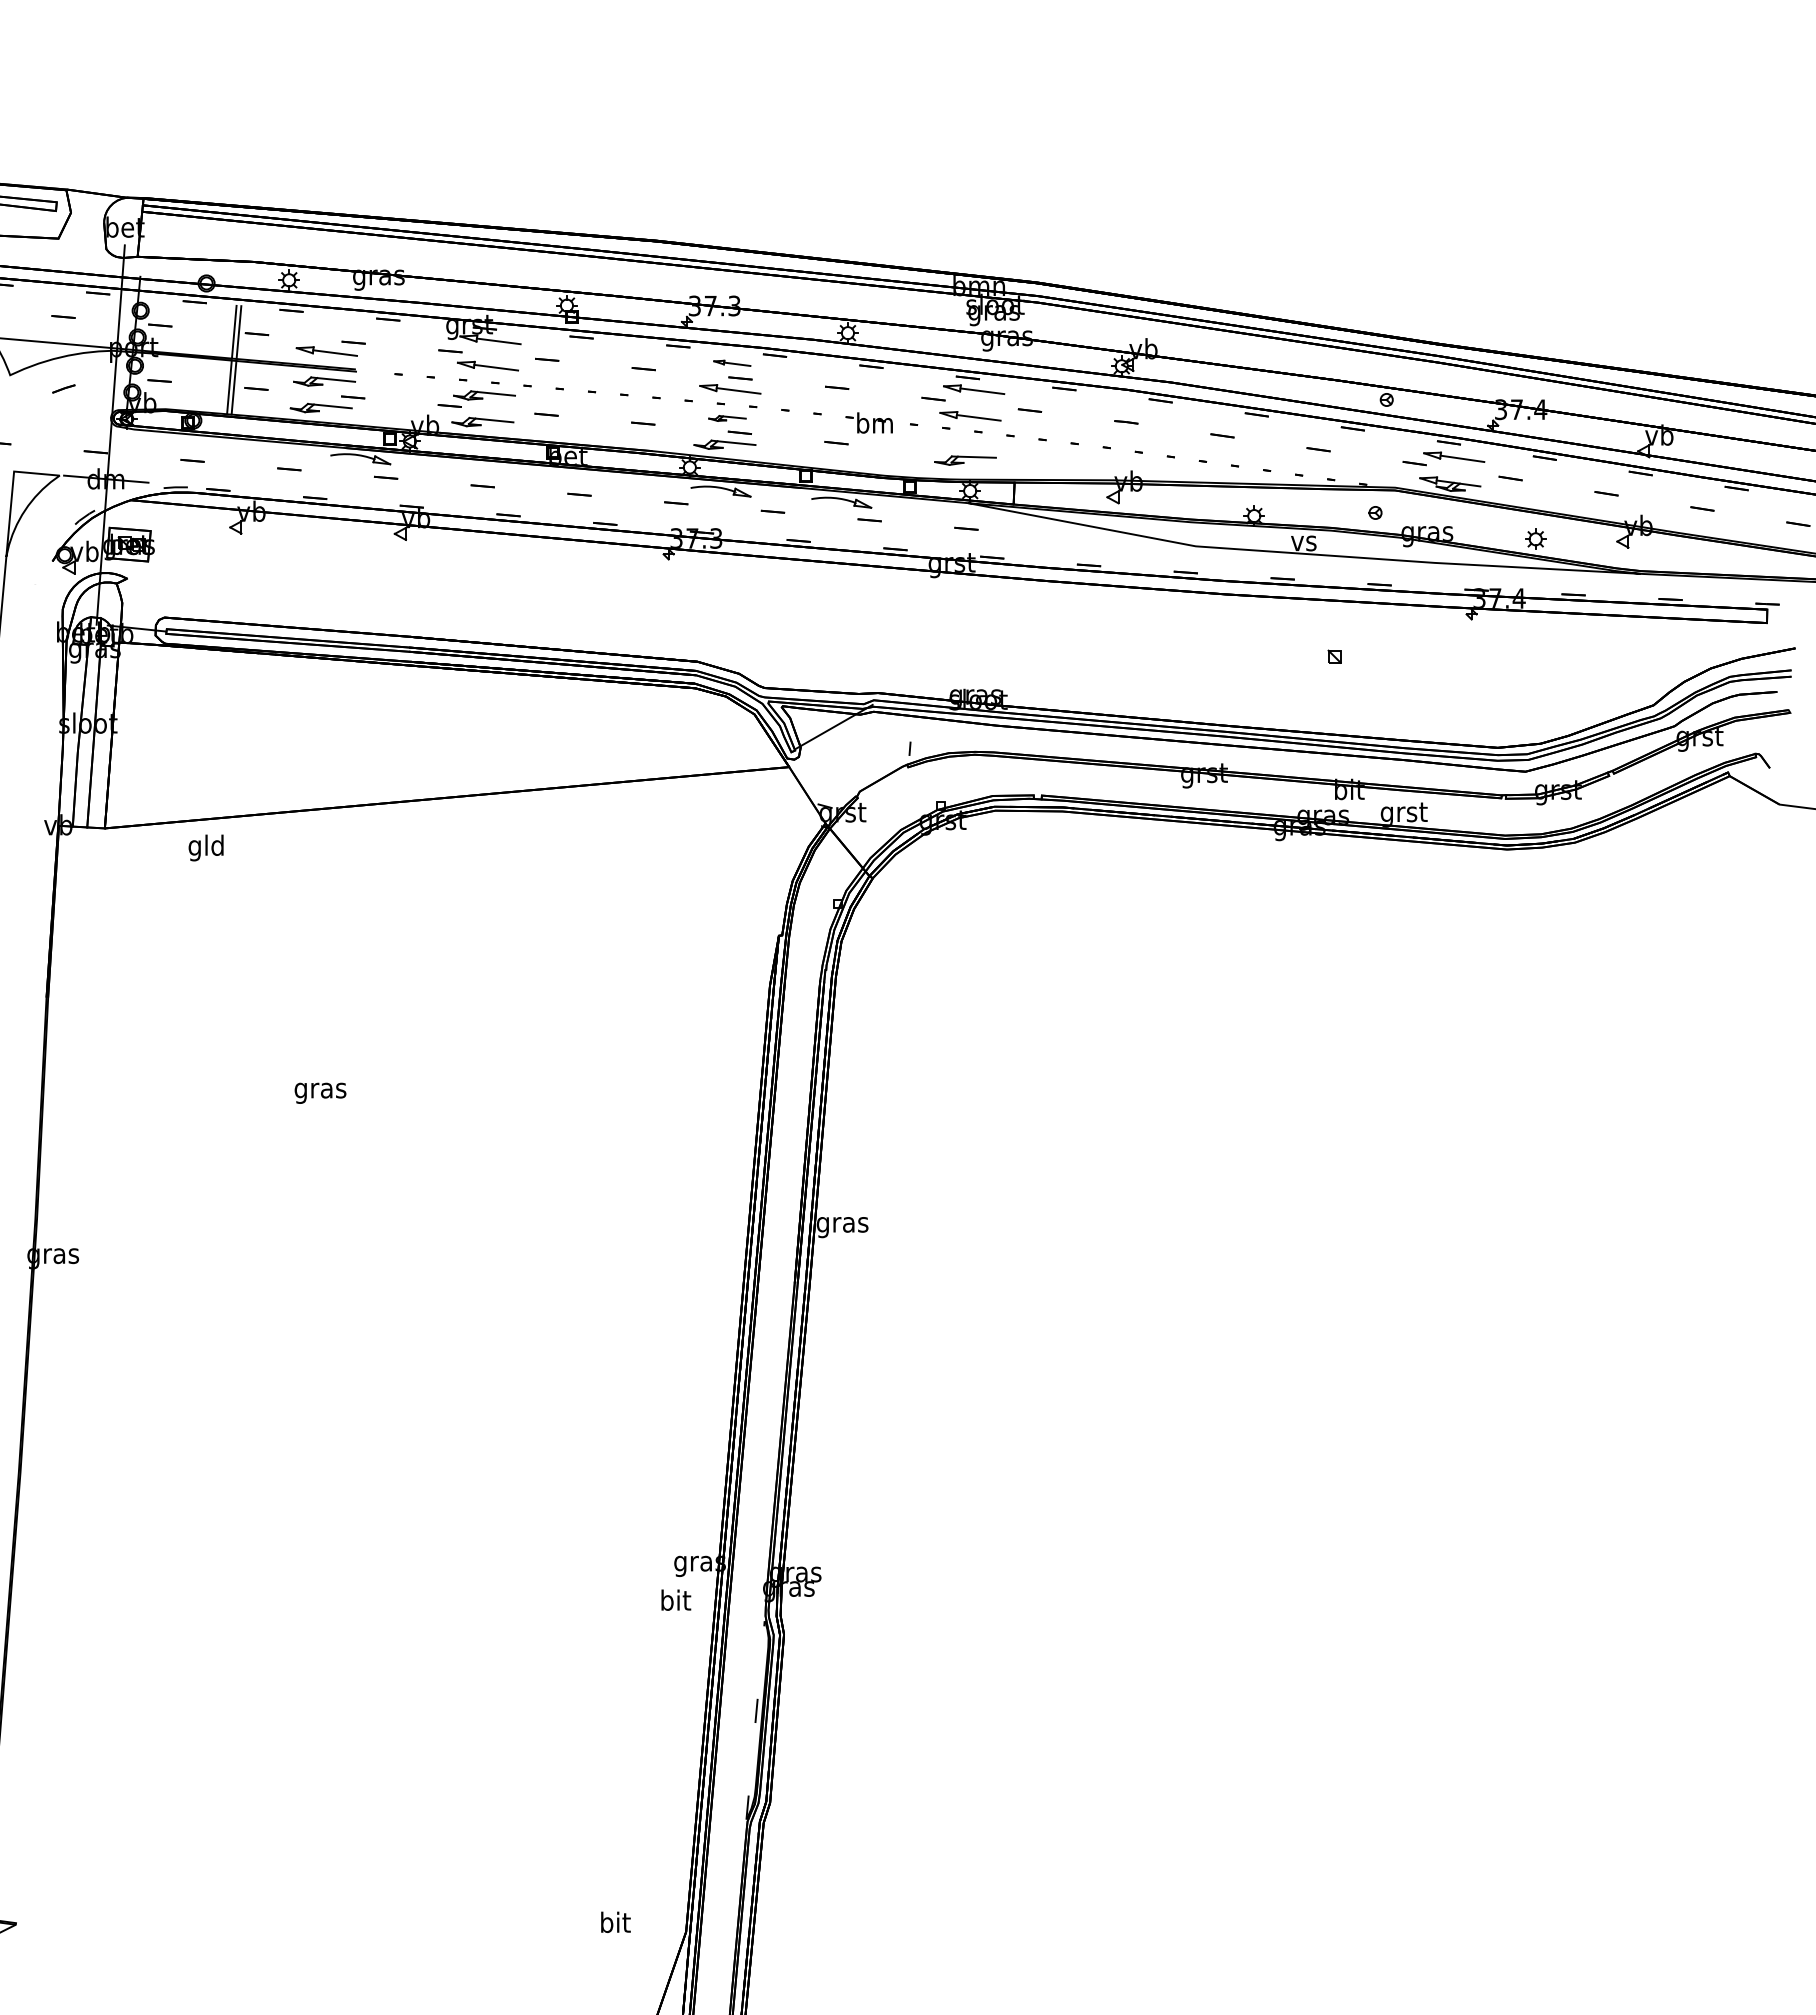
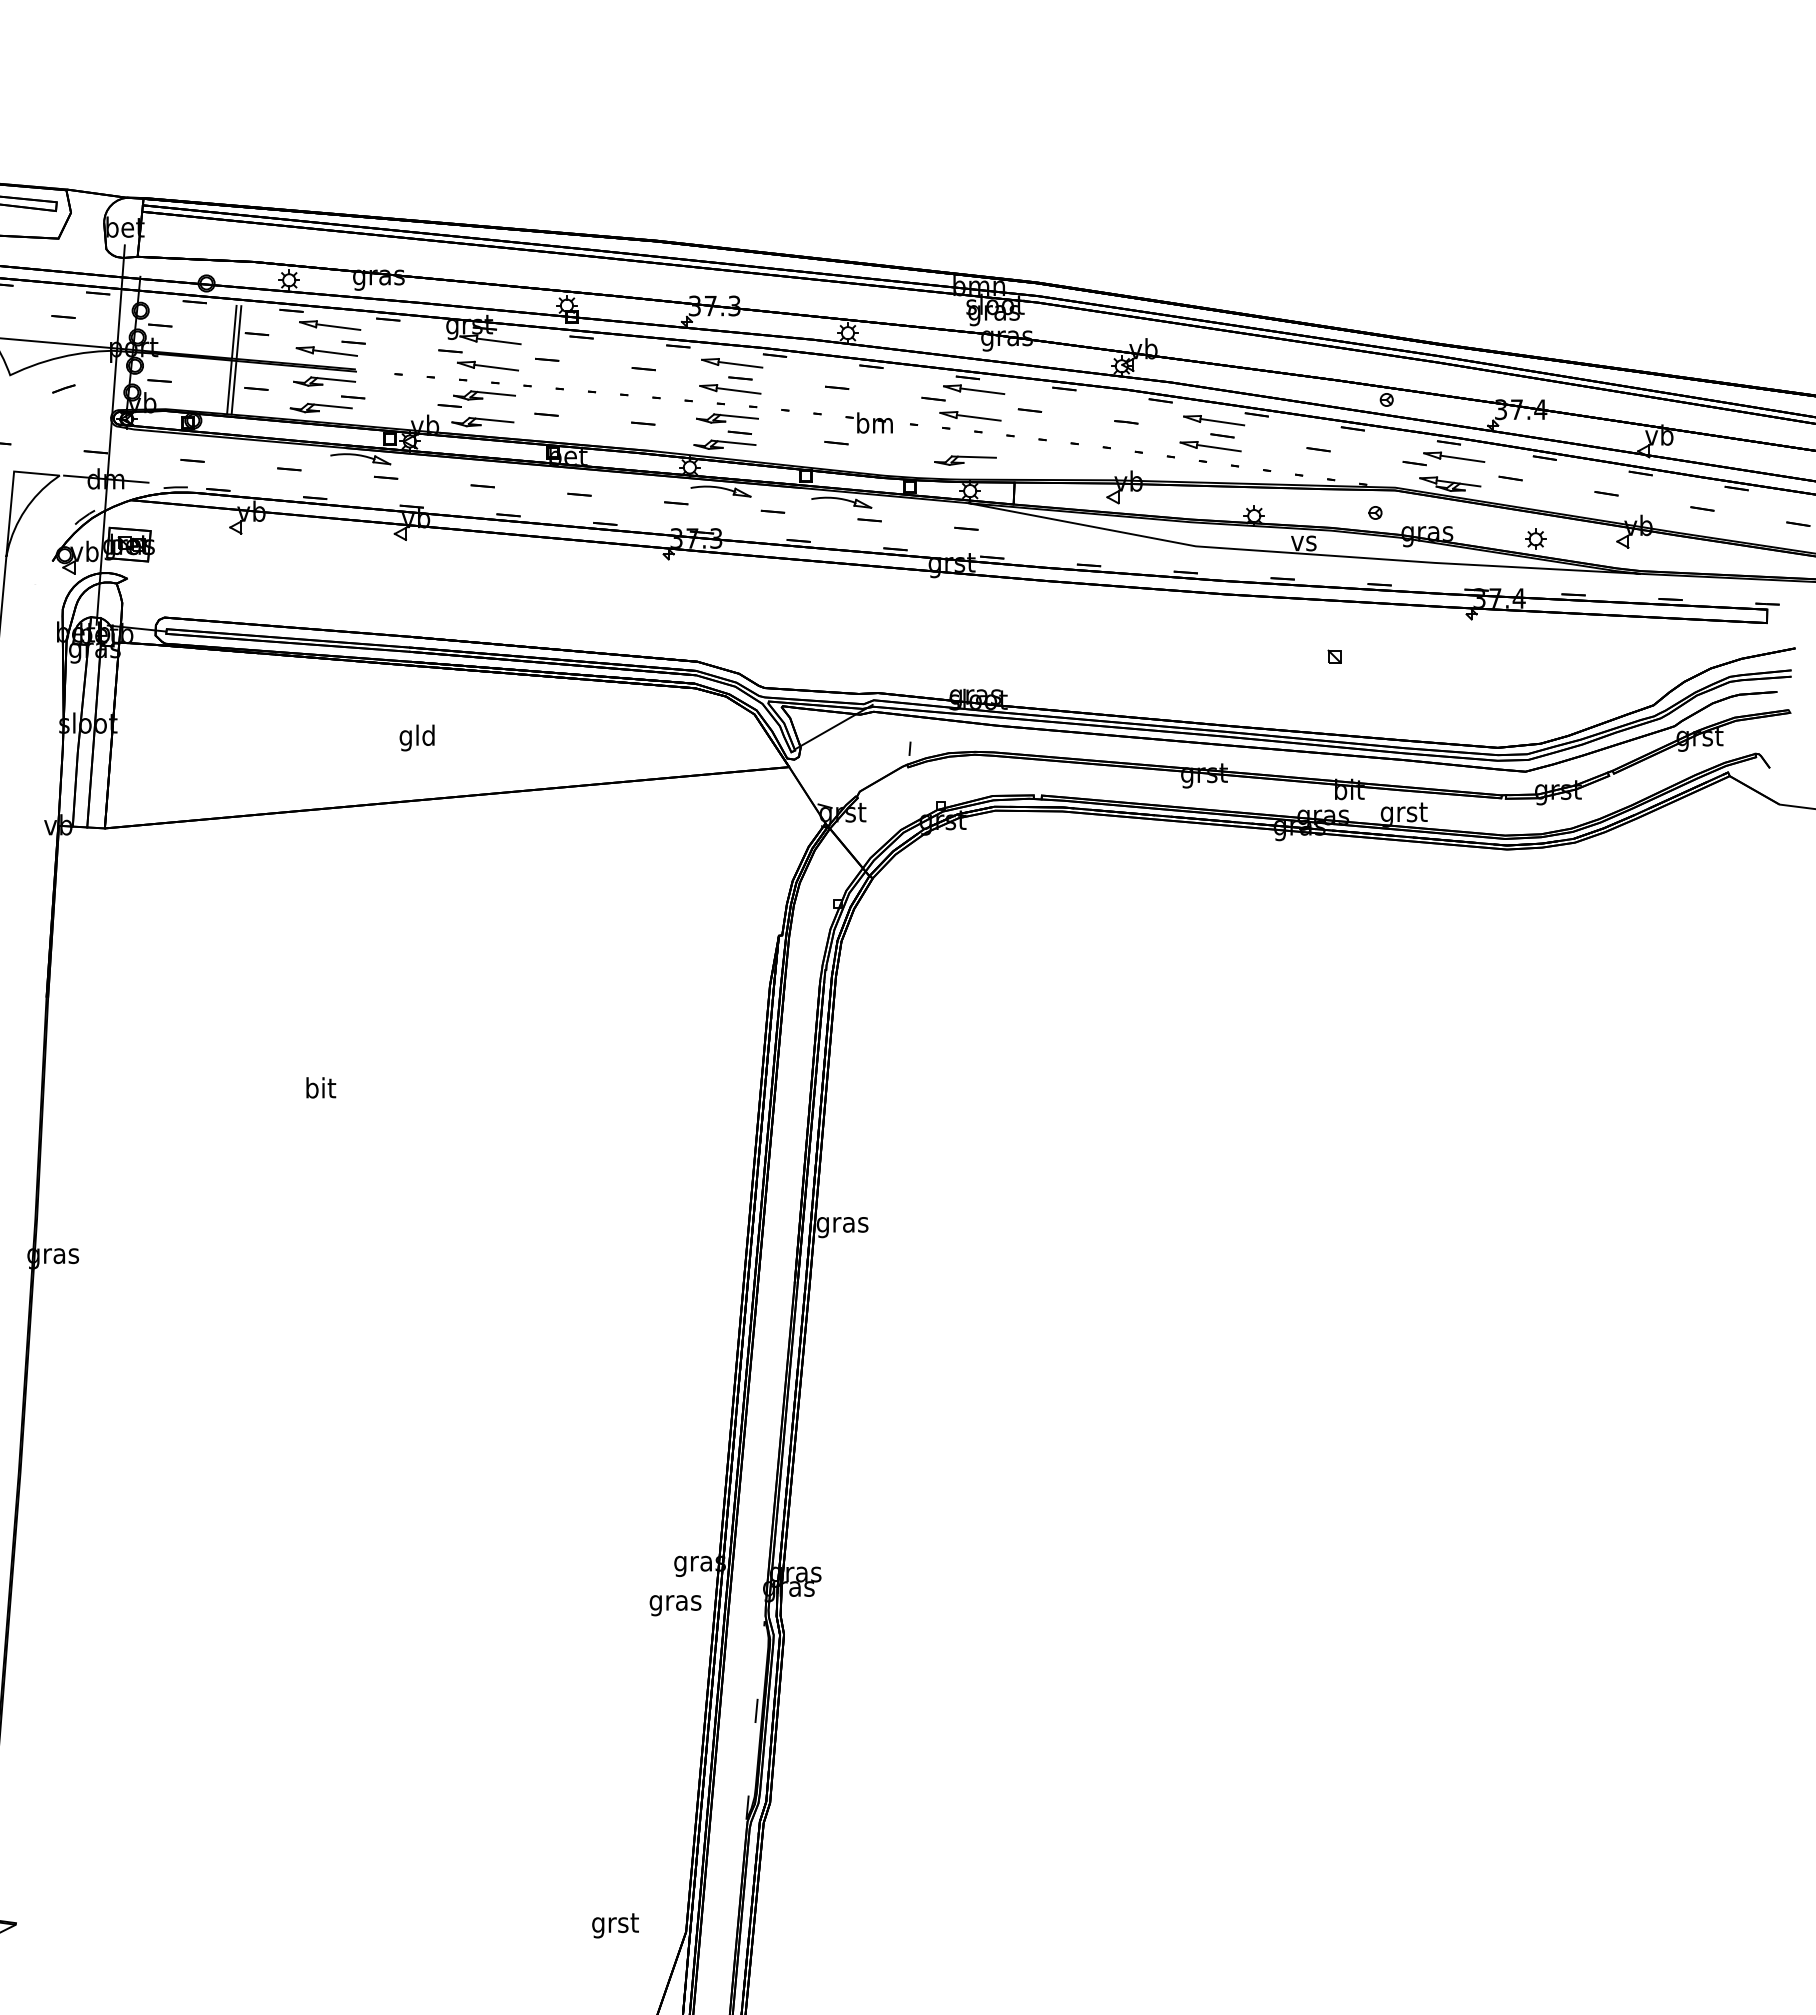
part: none -> present (330, 325)
part size: 39x8 px -> 63x11 px (732, 363)
part size: 39x7 px -> 63x11 px (727, 418)
part: none -> present (1214, 420)
part: none -> present (1210, 446)
text position: (205, 847) -> (416, 737) (416, 737)
text: gras -> bit (320, 1090)
text: bit -> gras (675, 1602)
text: bit -> grst (615, 1924)
